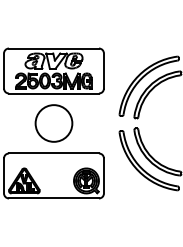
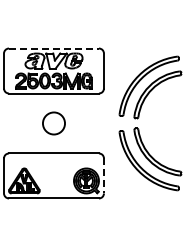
line: solid -> dashed (54, 48)
circle diameter: 37 px -> 22 px (53, 123)
line: solid -> dashed (103, 176)
